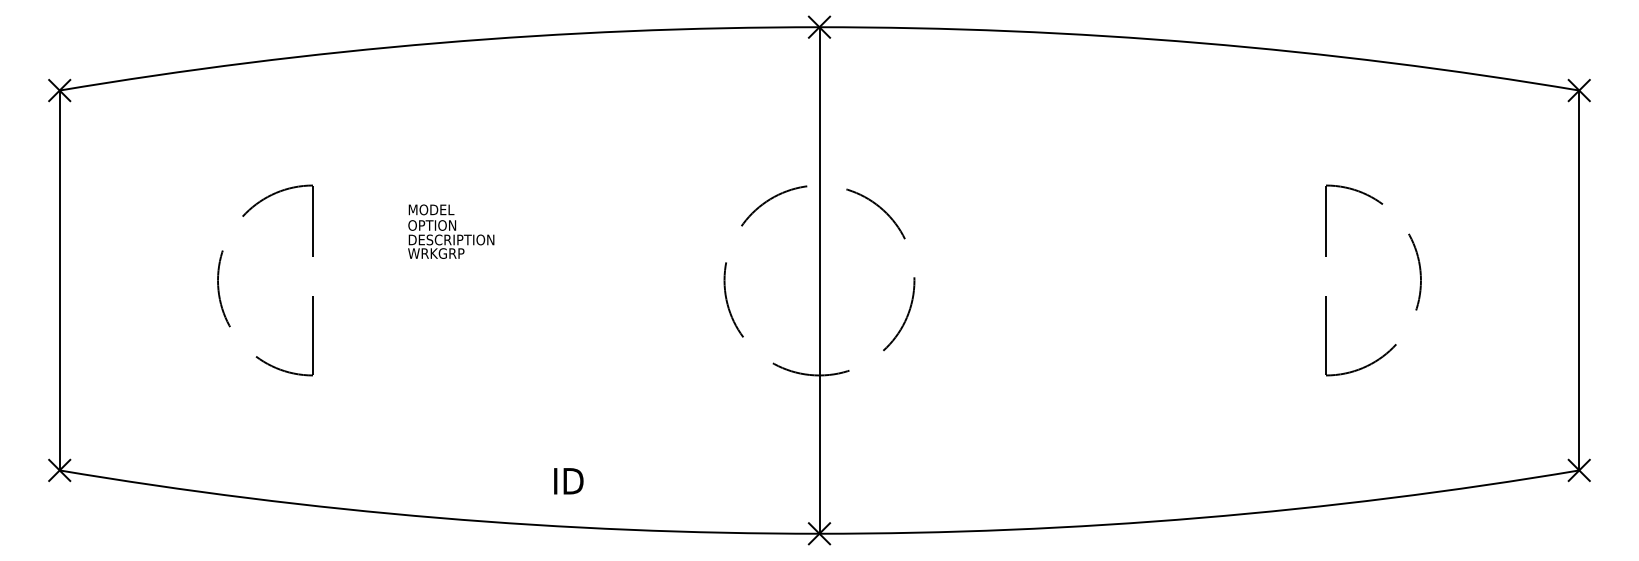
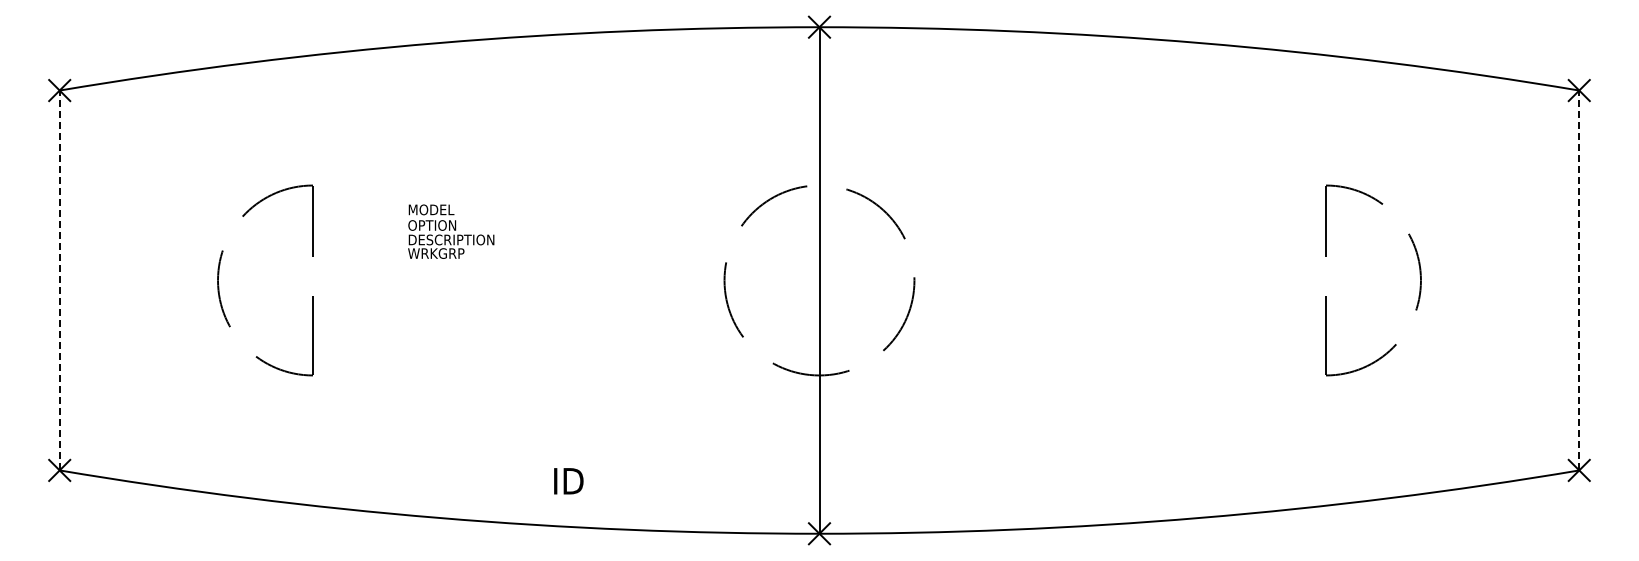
line: solid -> dashed (59, 280)
line: solid -> dashed (1579, 280)
